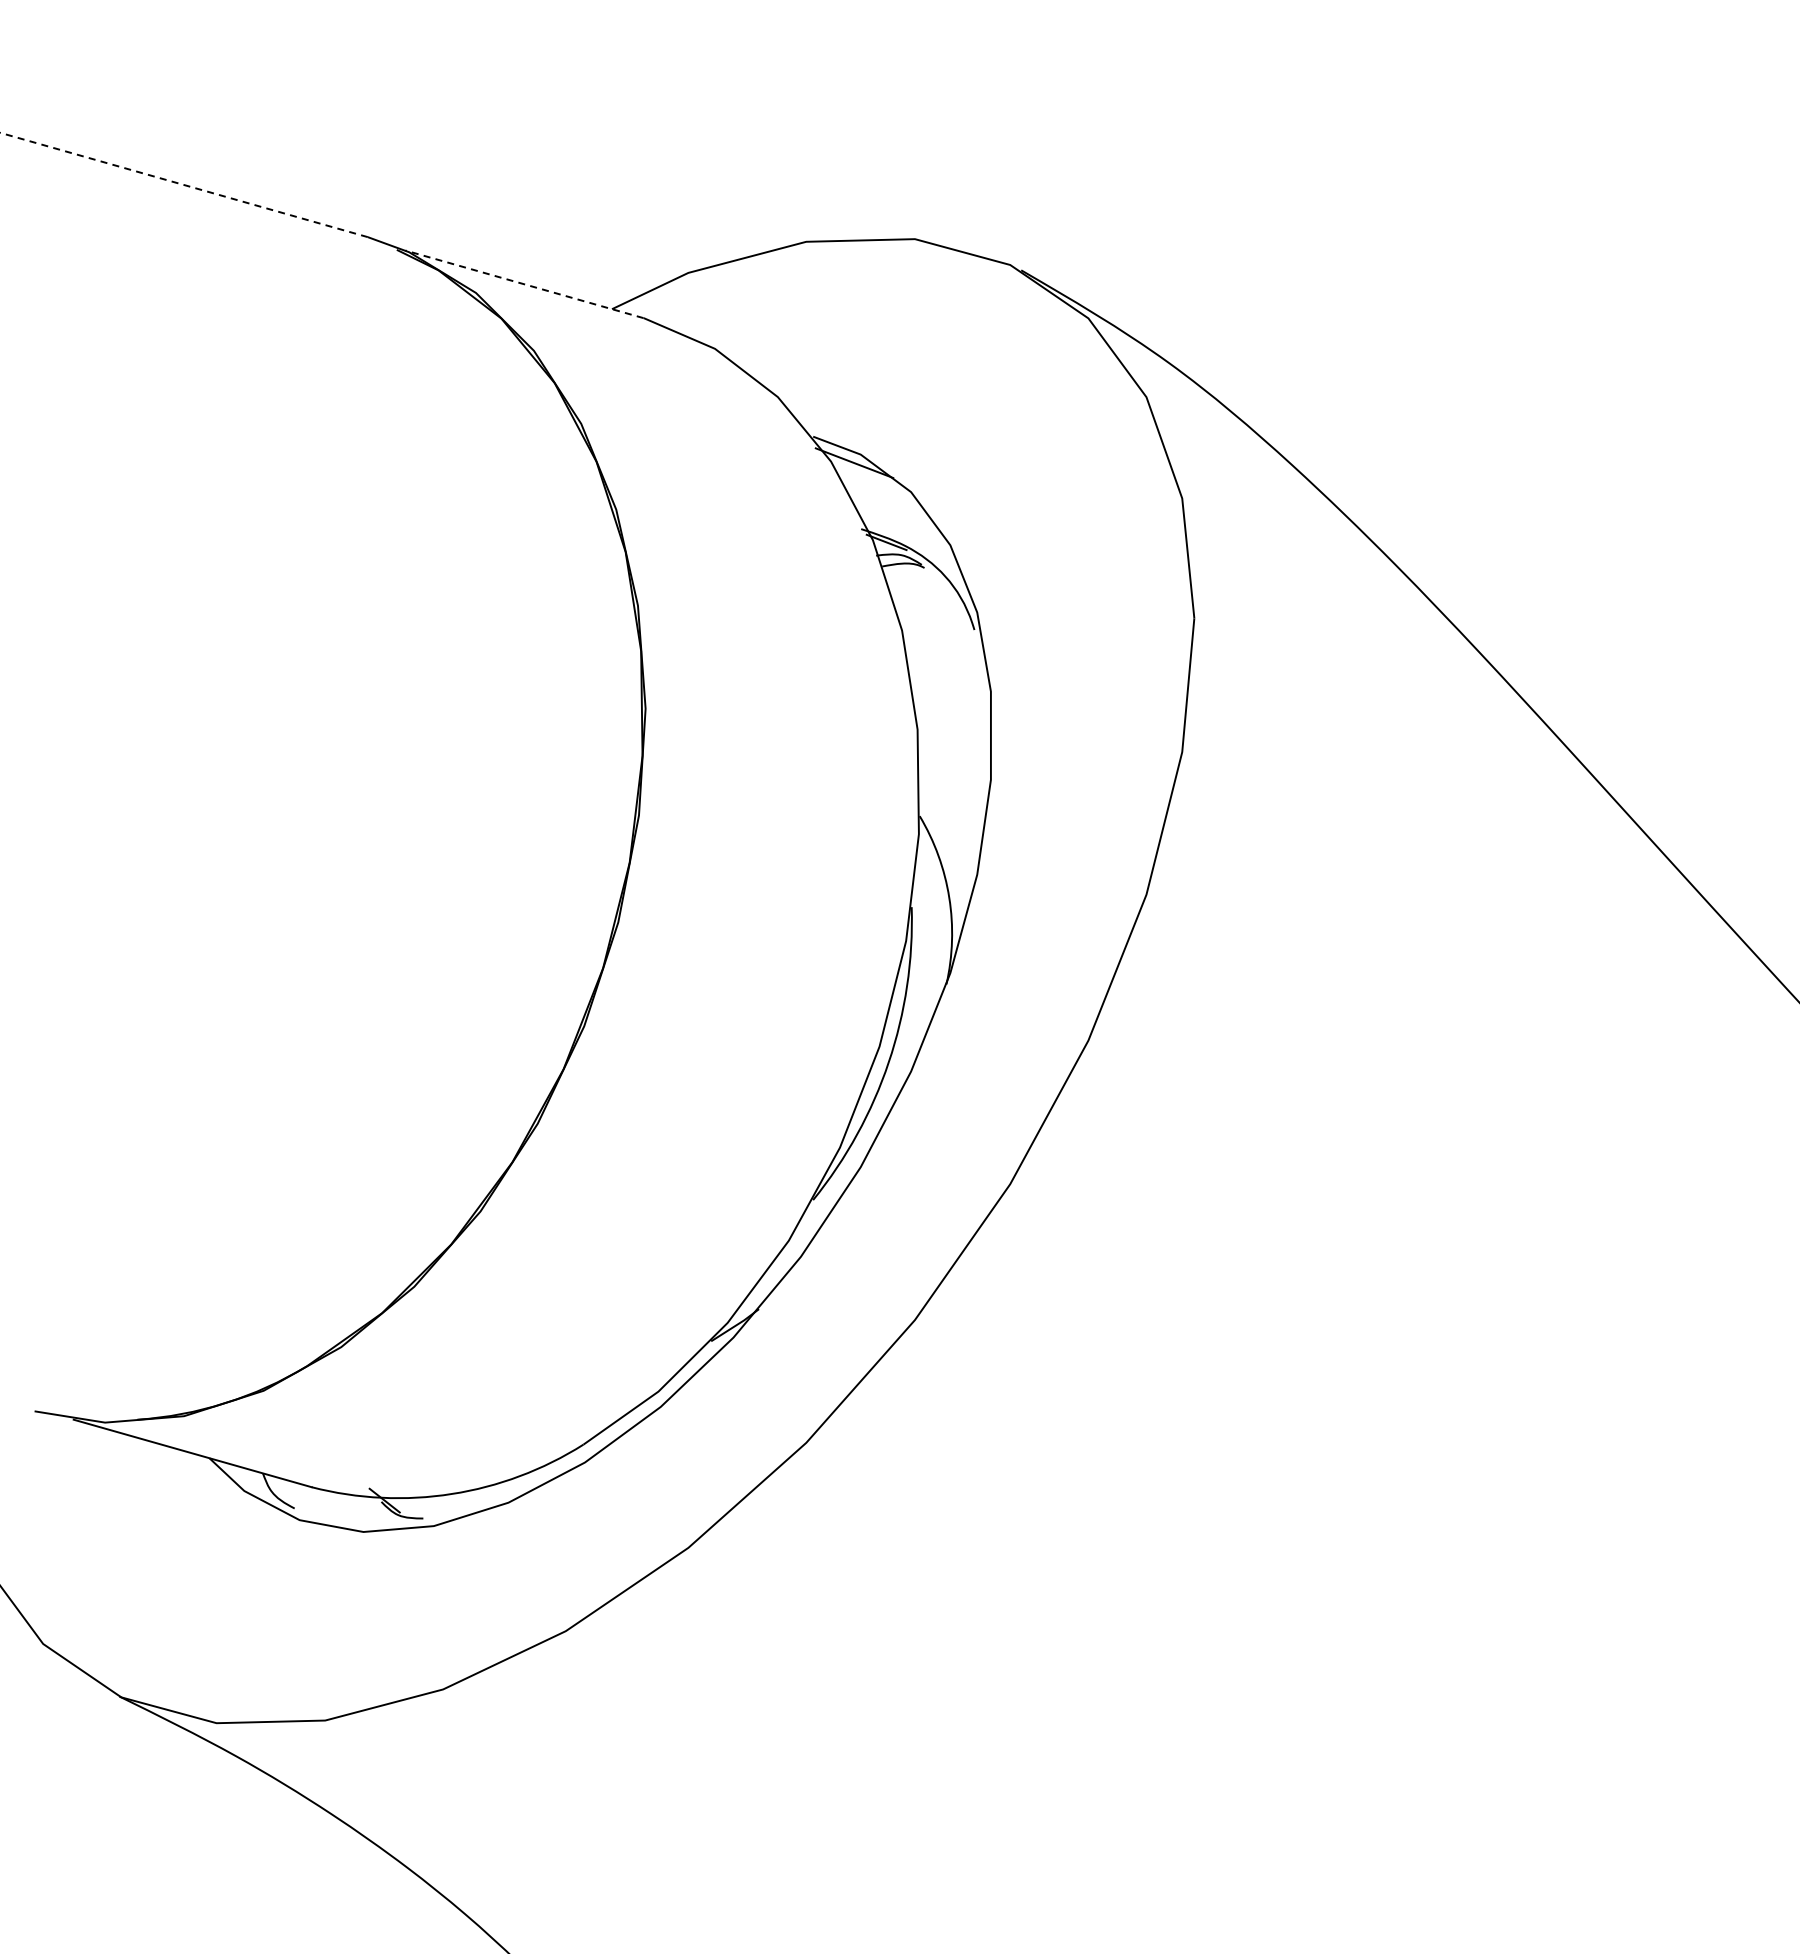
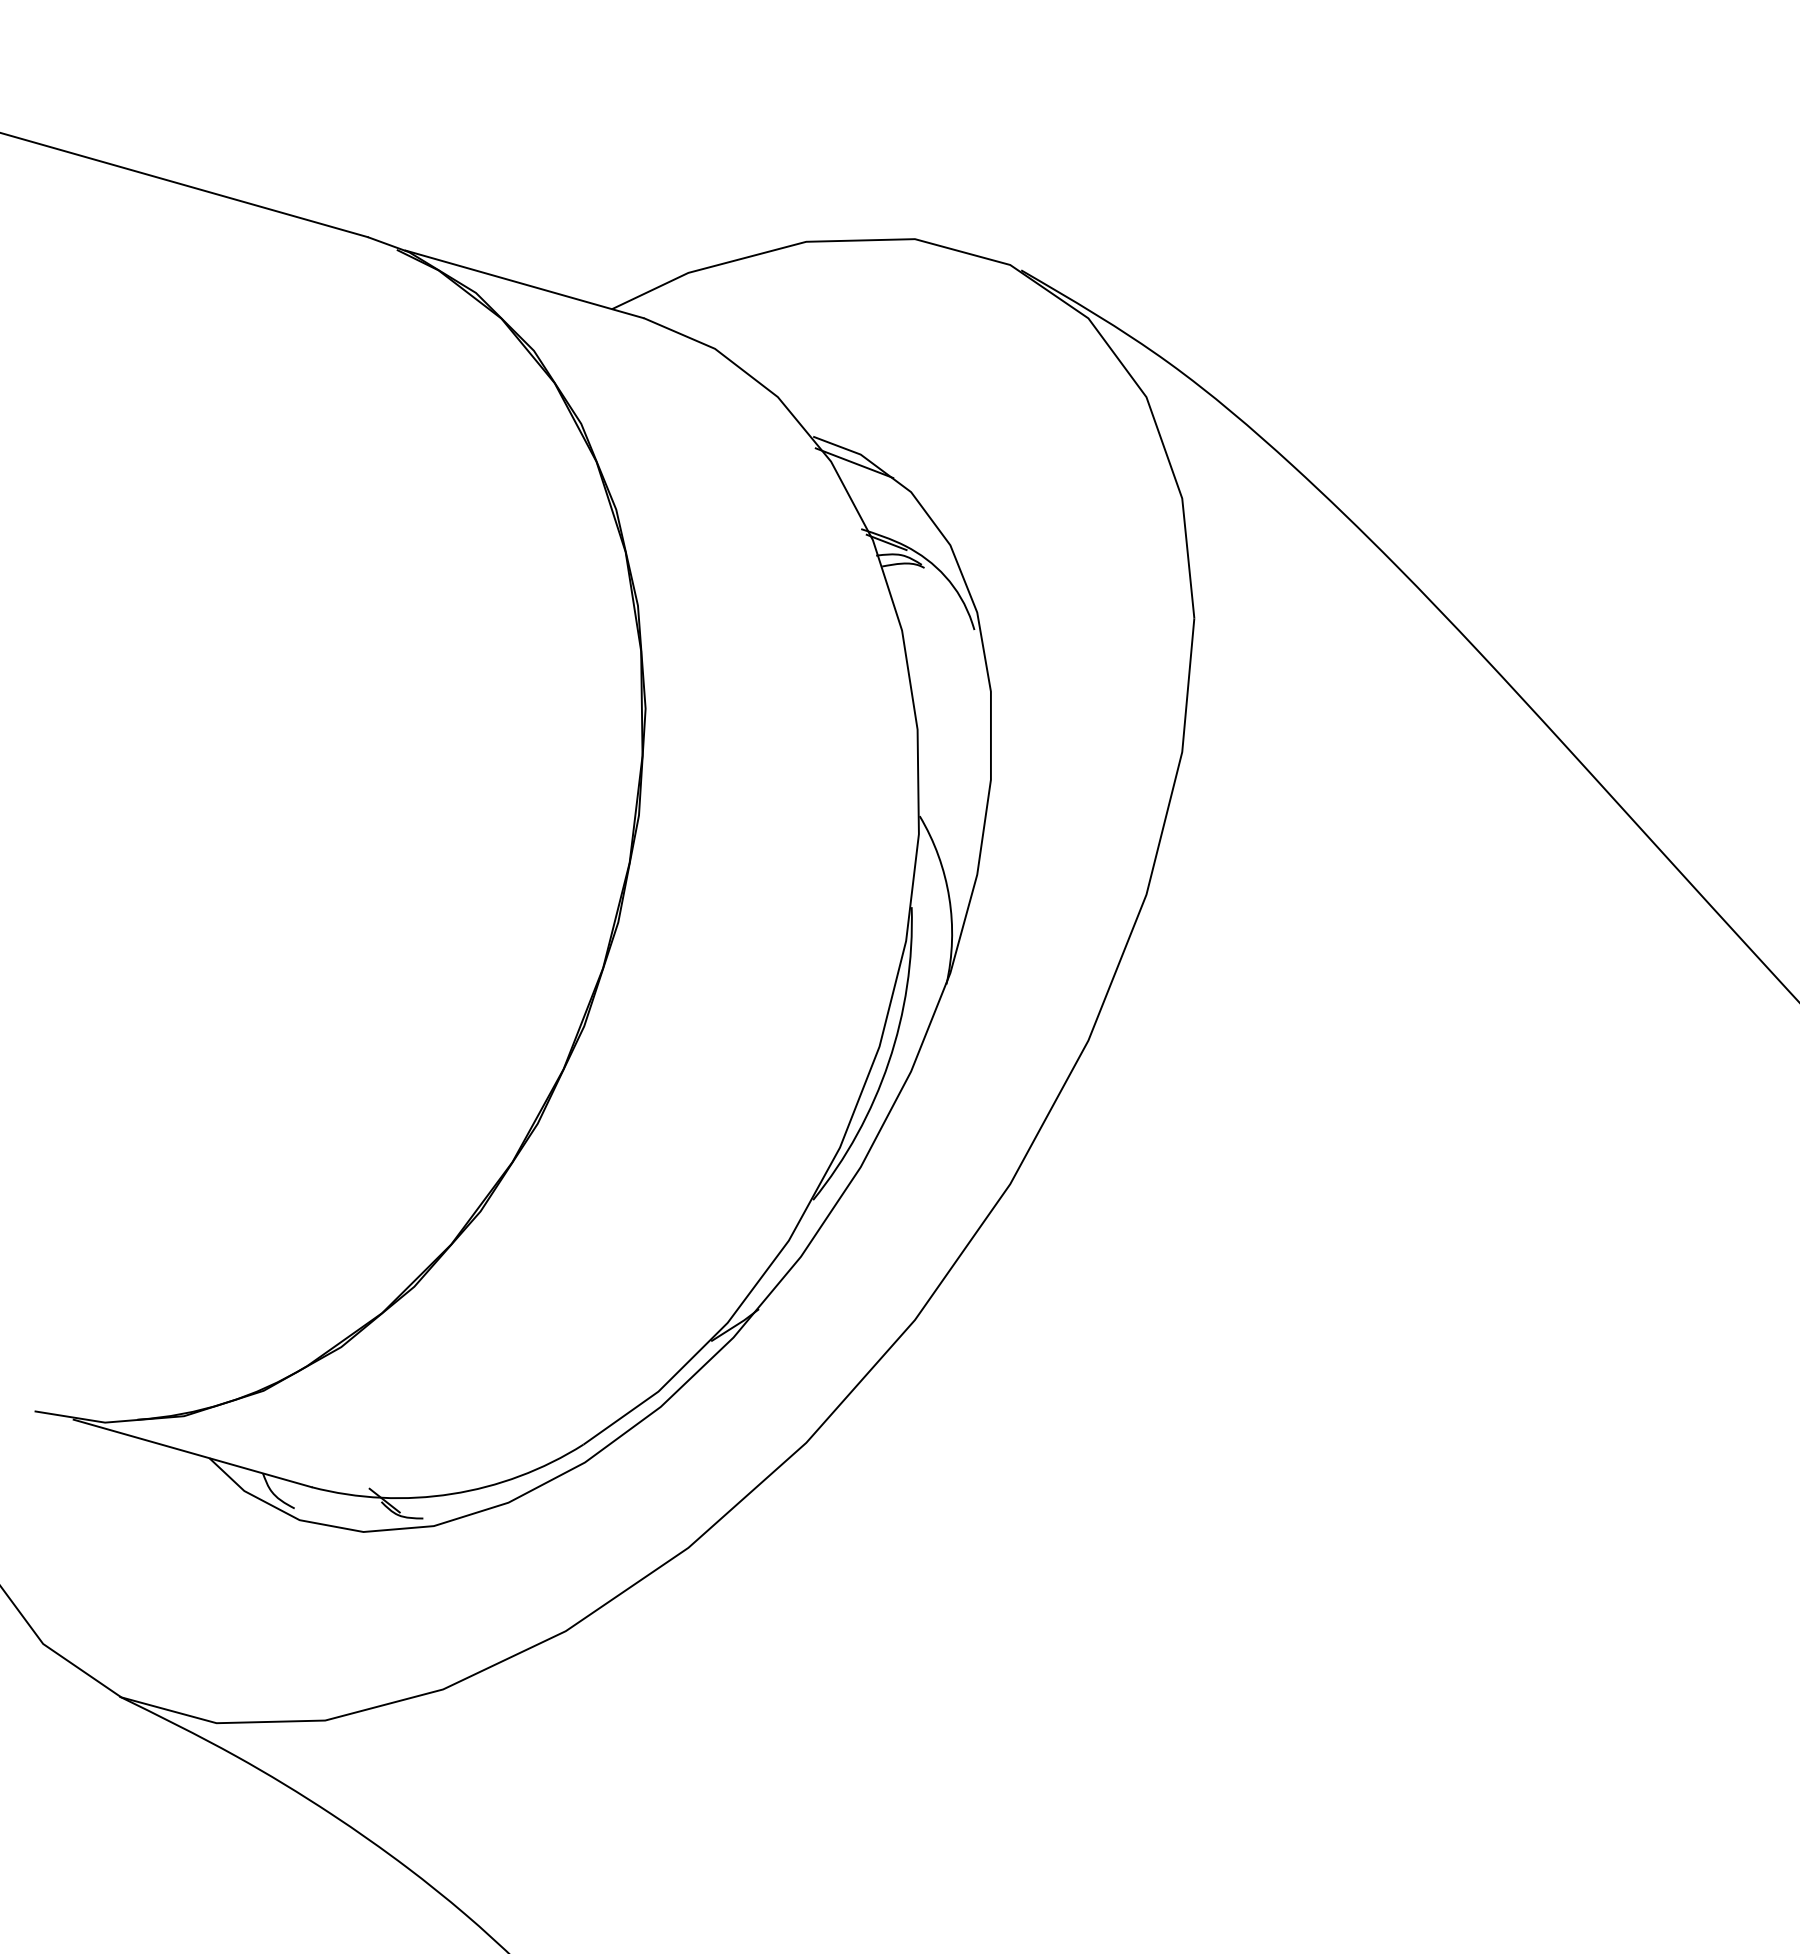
line: dashed -> solid (184, 185)
line: dashed -> solid (524, 284)
